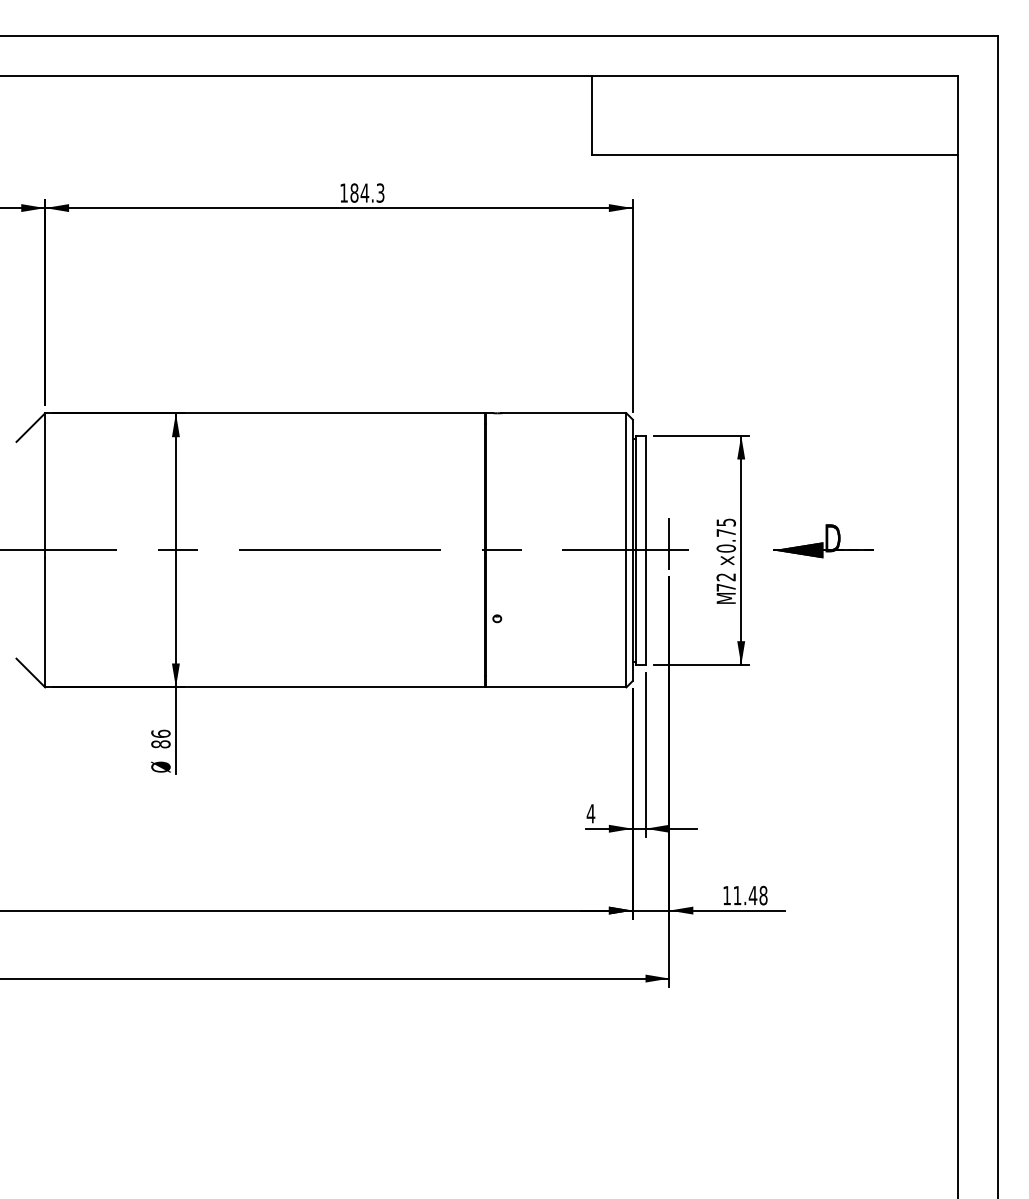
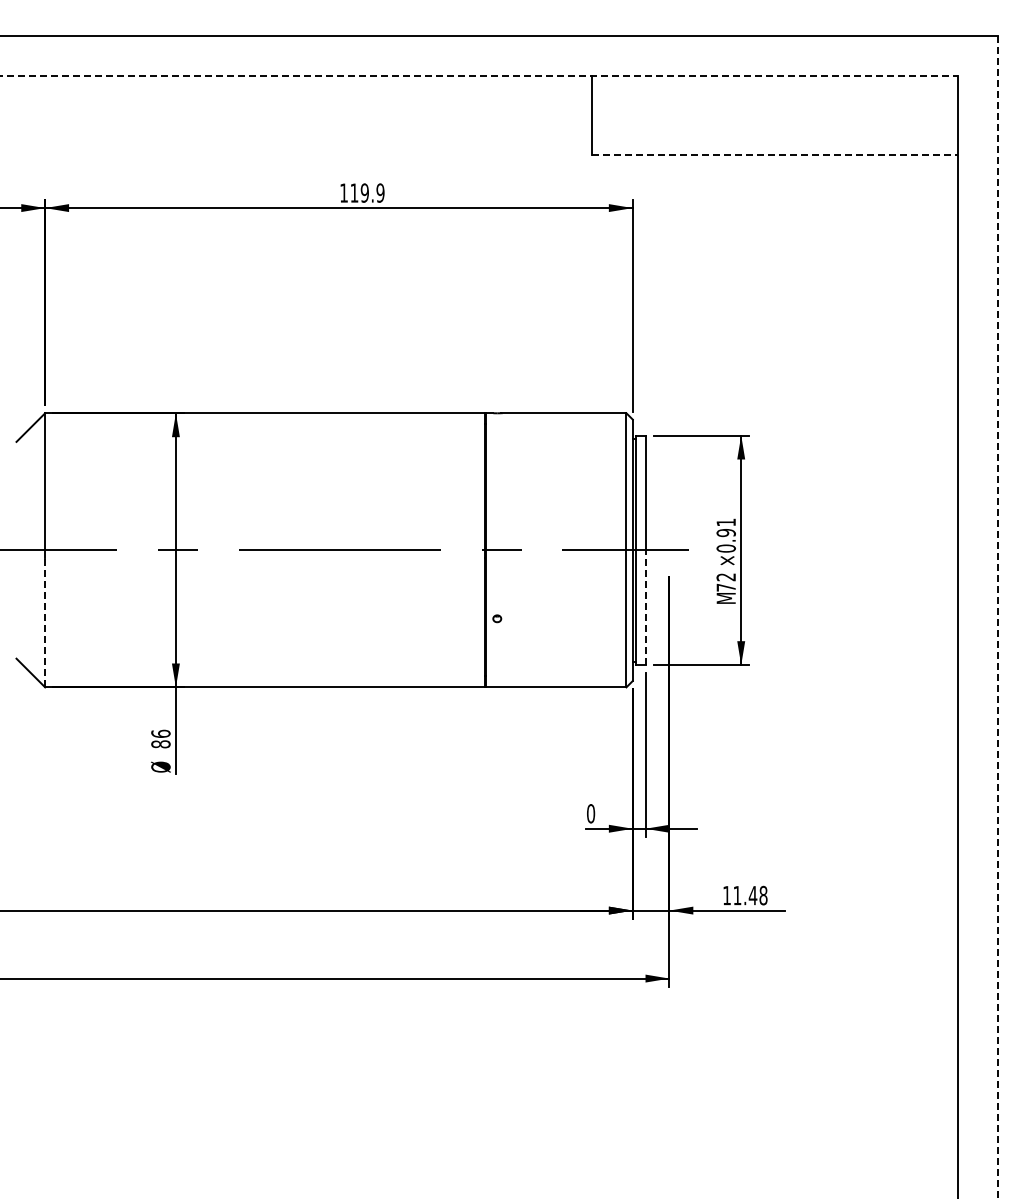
line: solid -> dashed (479, 75)
line: solid -> dashed (775, 155)
text: 184.3 -> 119.9 (367, 192)
text: ×0.75 -> ×0.91 (725, 527)
part: present -> none (823, 541)
line: present -> none (669, 543)
line: solid -> dashed (645, 607)
line: solid -> dashed (998, 617)
line: solid -> dashed (45, 622)
text: 4 -> 0 (590, 813)
